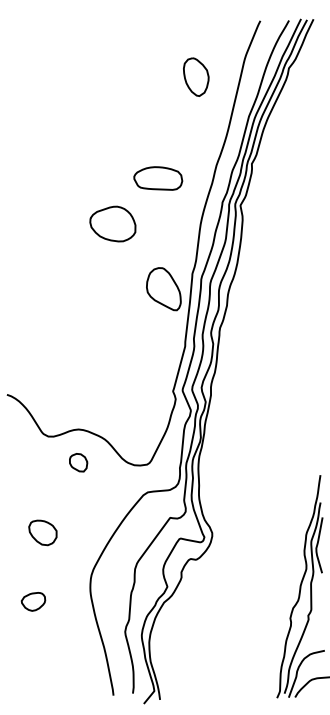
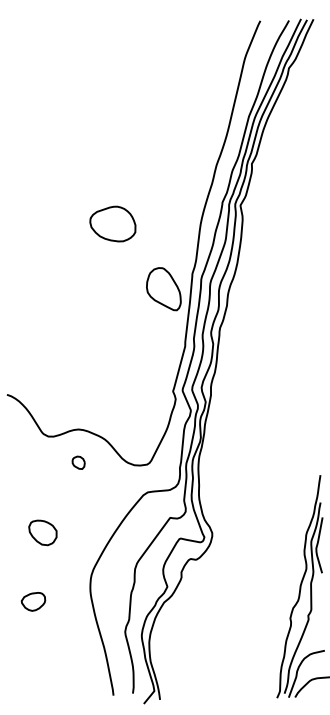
part: present -> none (196, 76)
part: present -> none (158, 178)
part size: 20x20 px -> 15x15 px (78, 462)
